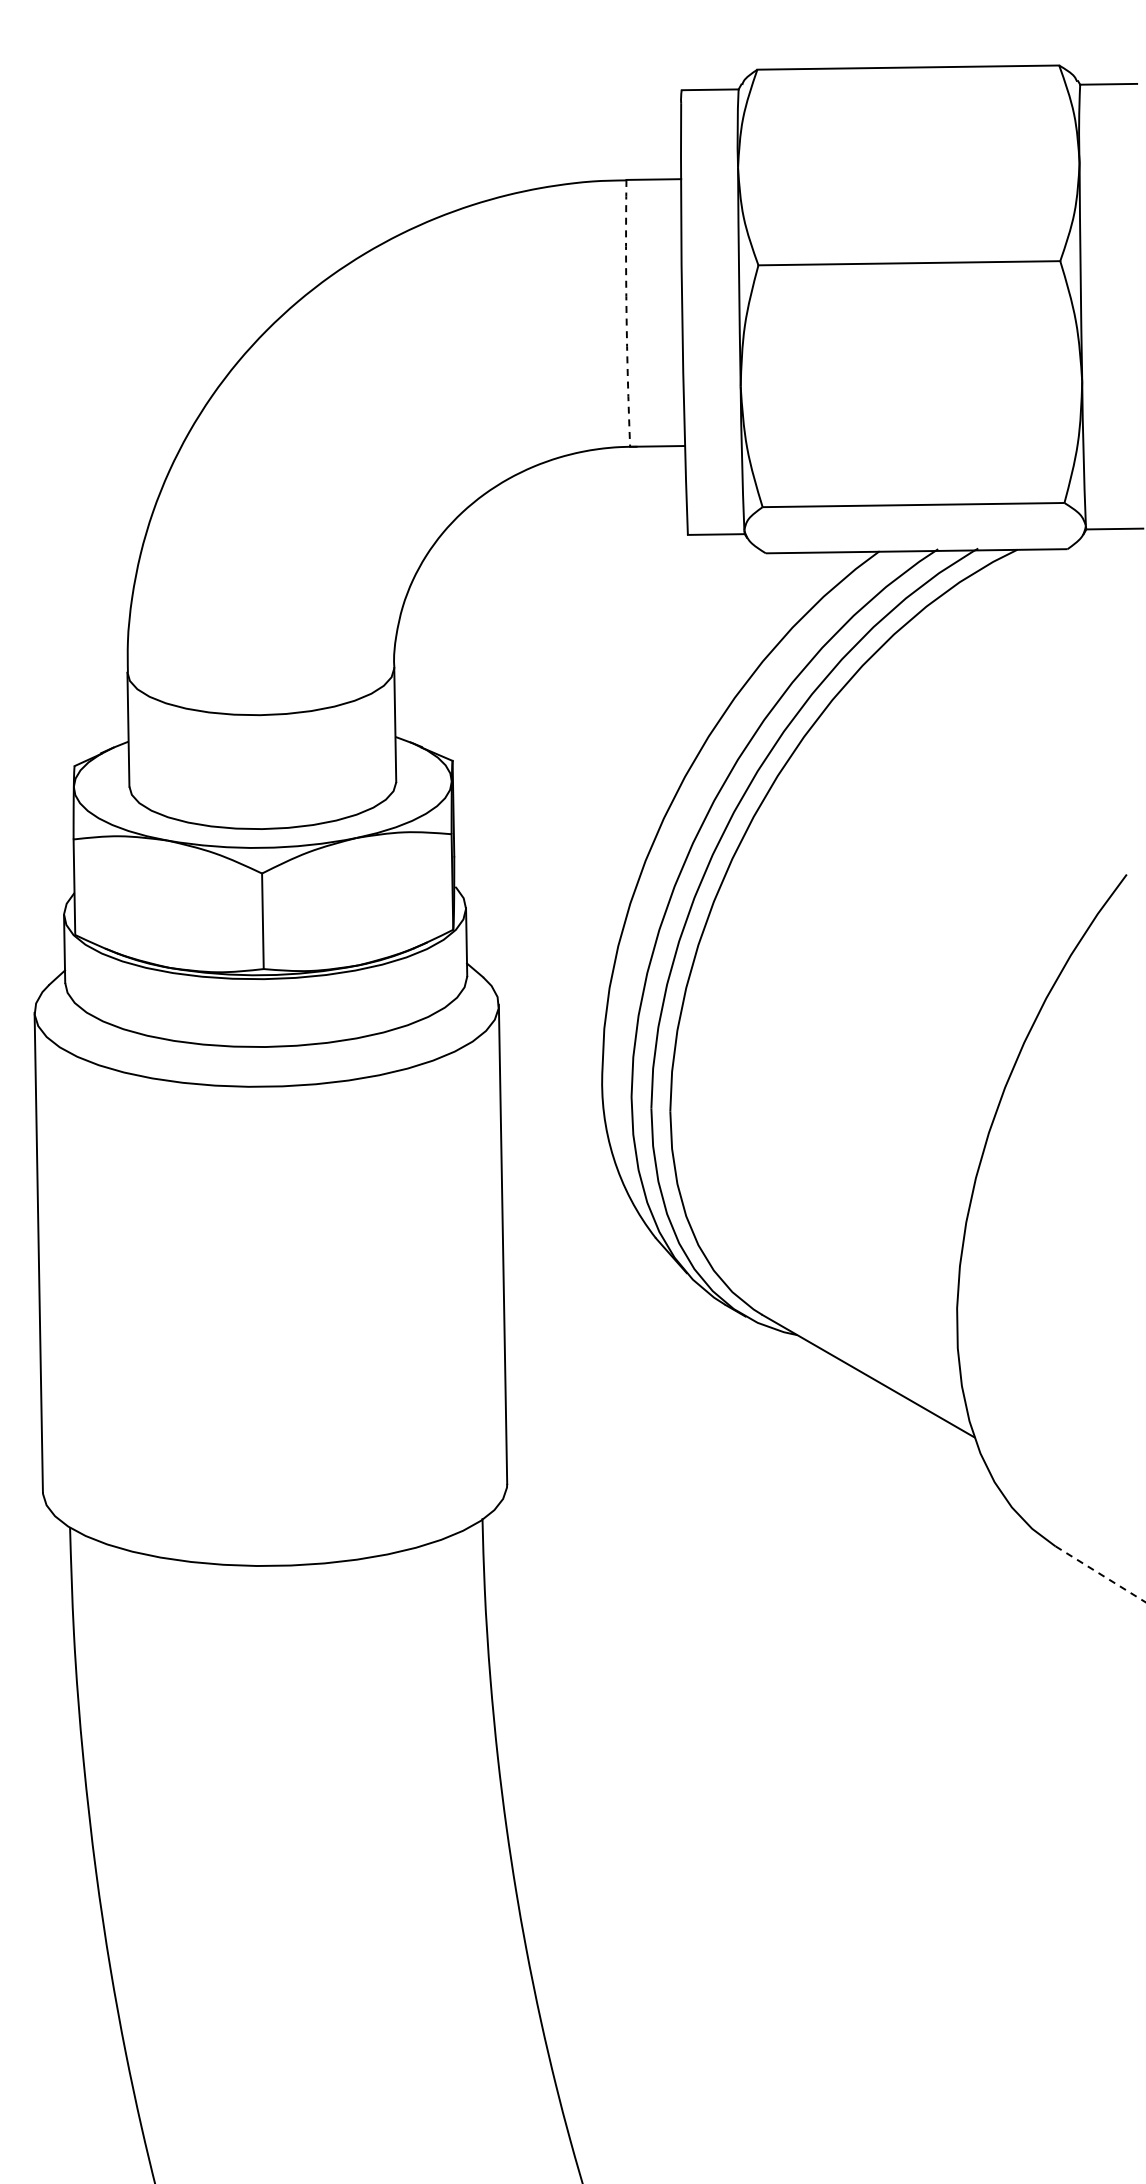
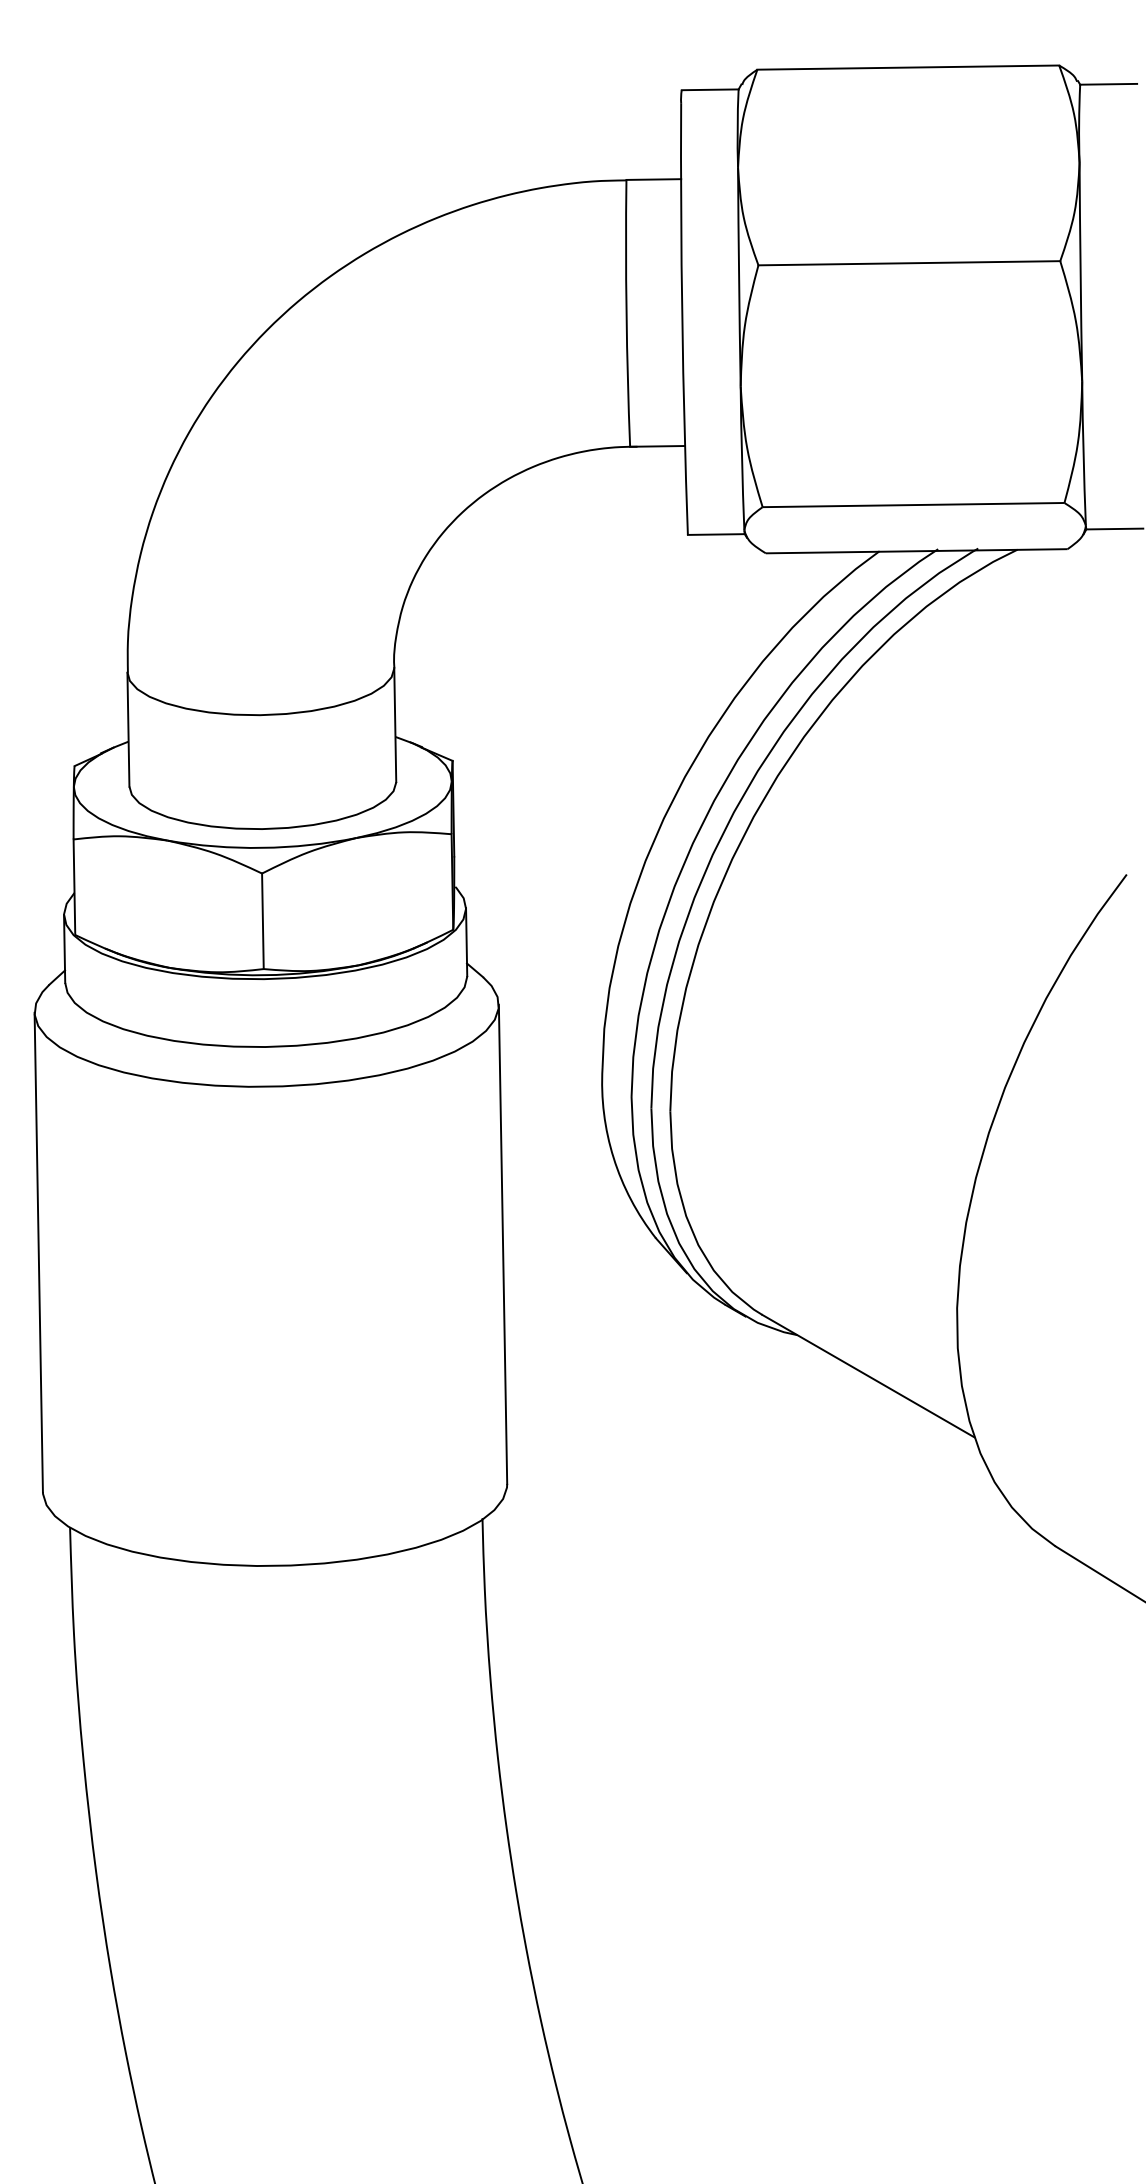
arc: dashed -> solid (626, 313)
line: dashed -> solid (1100, 1574)
